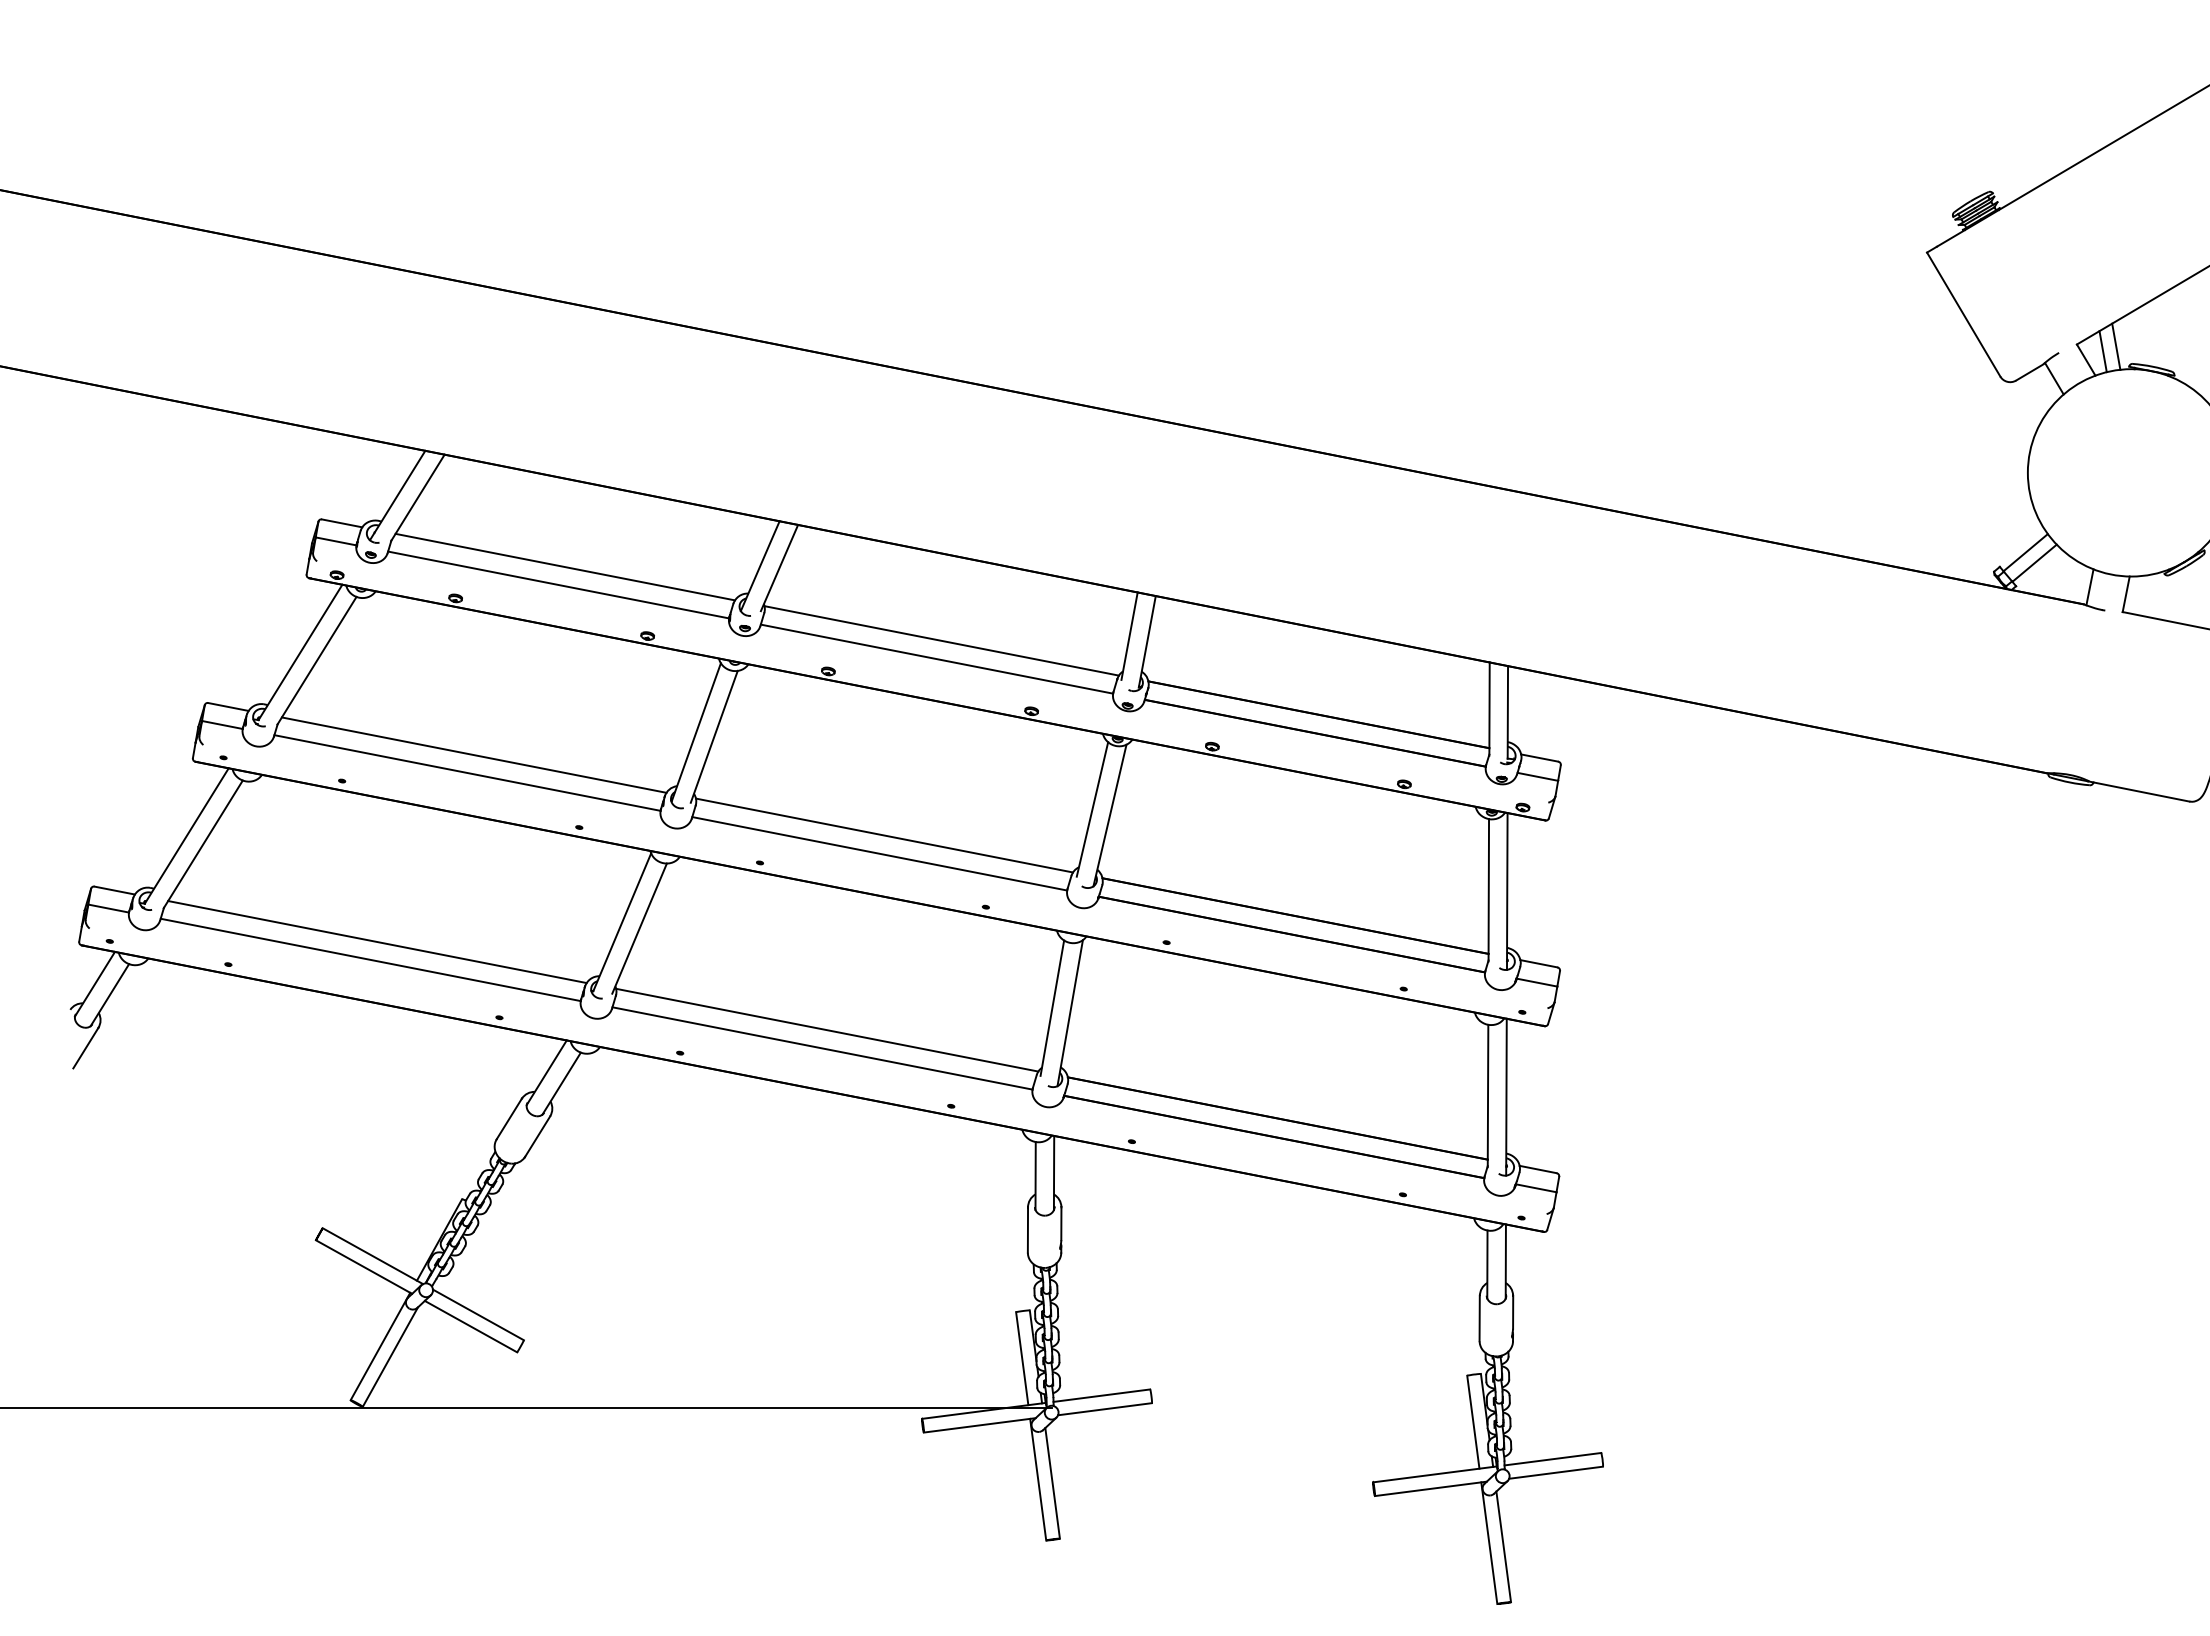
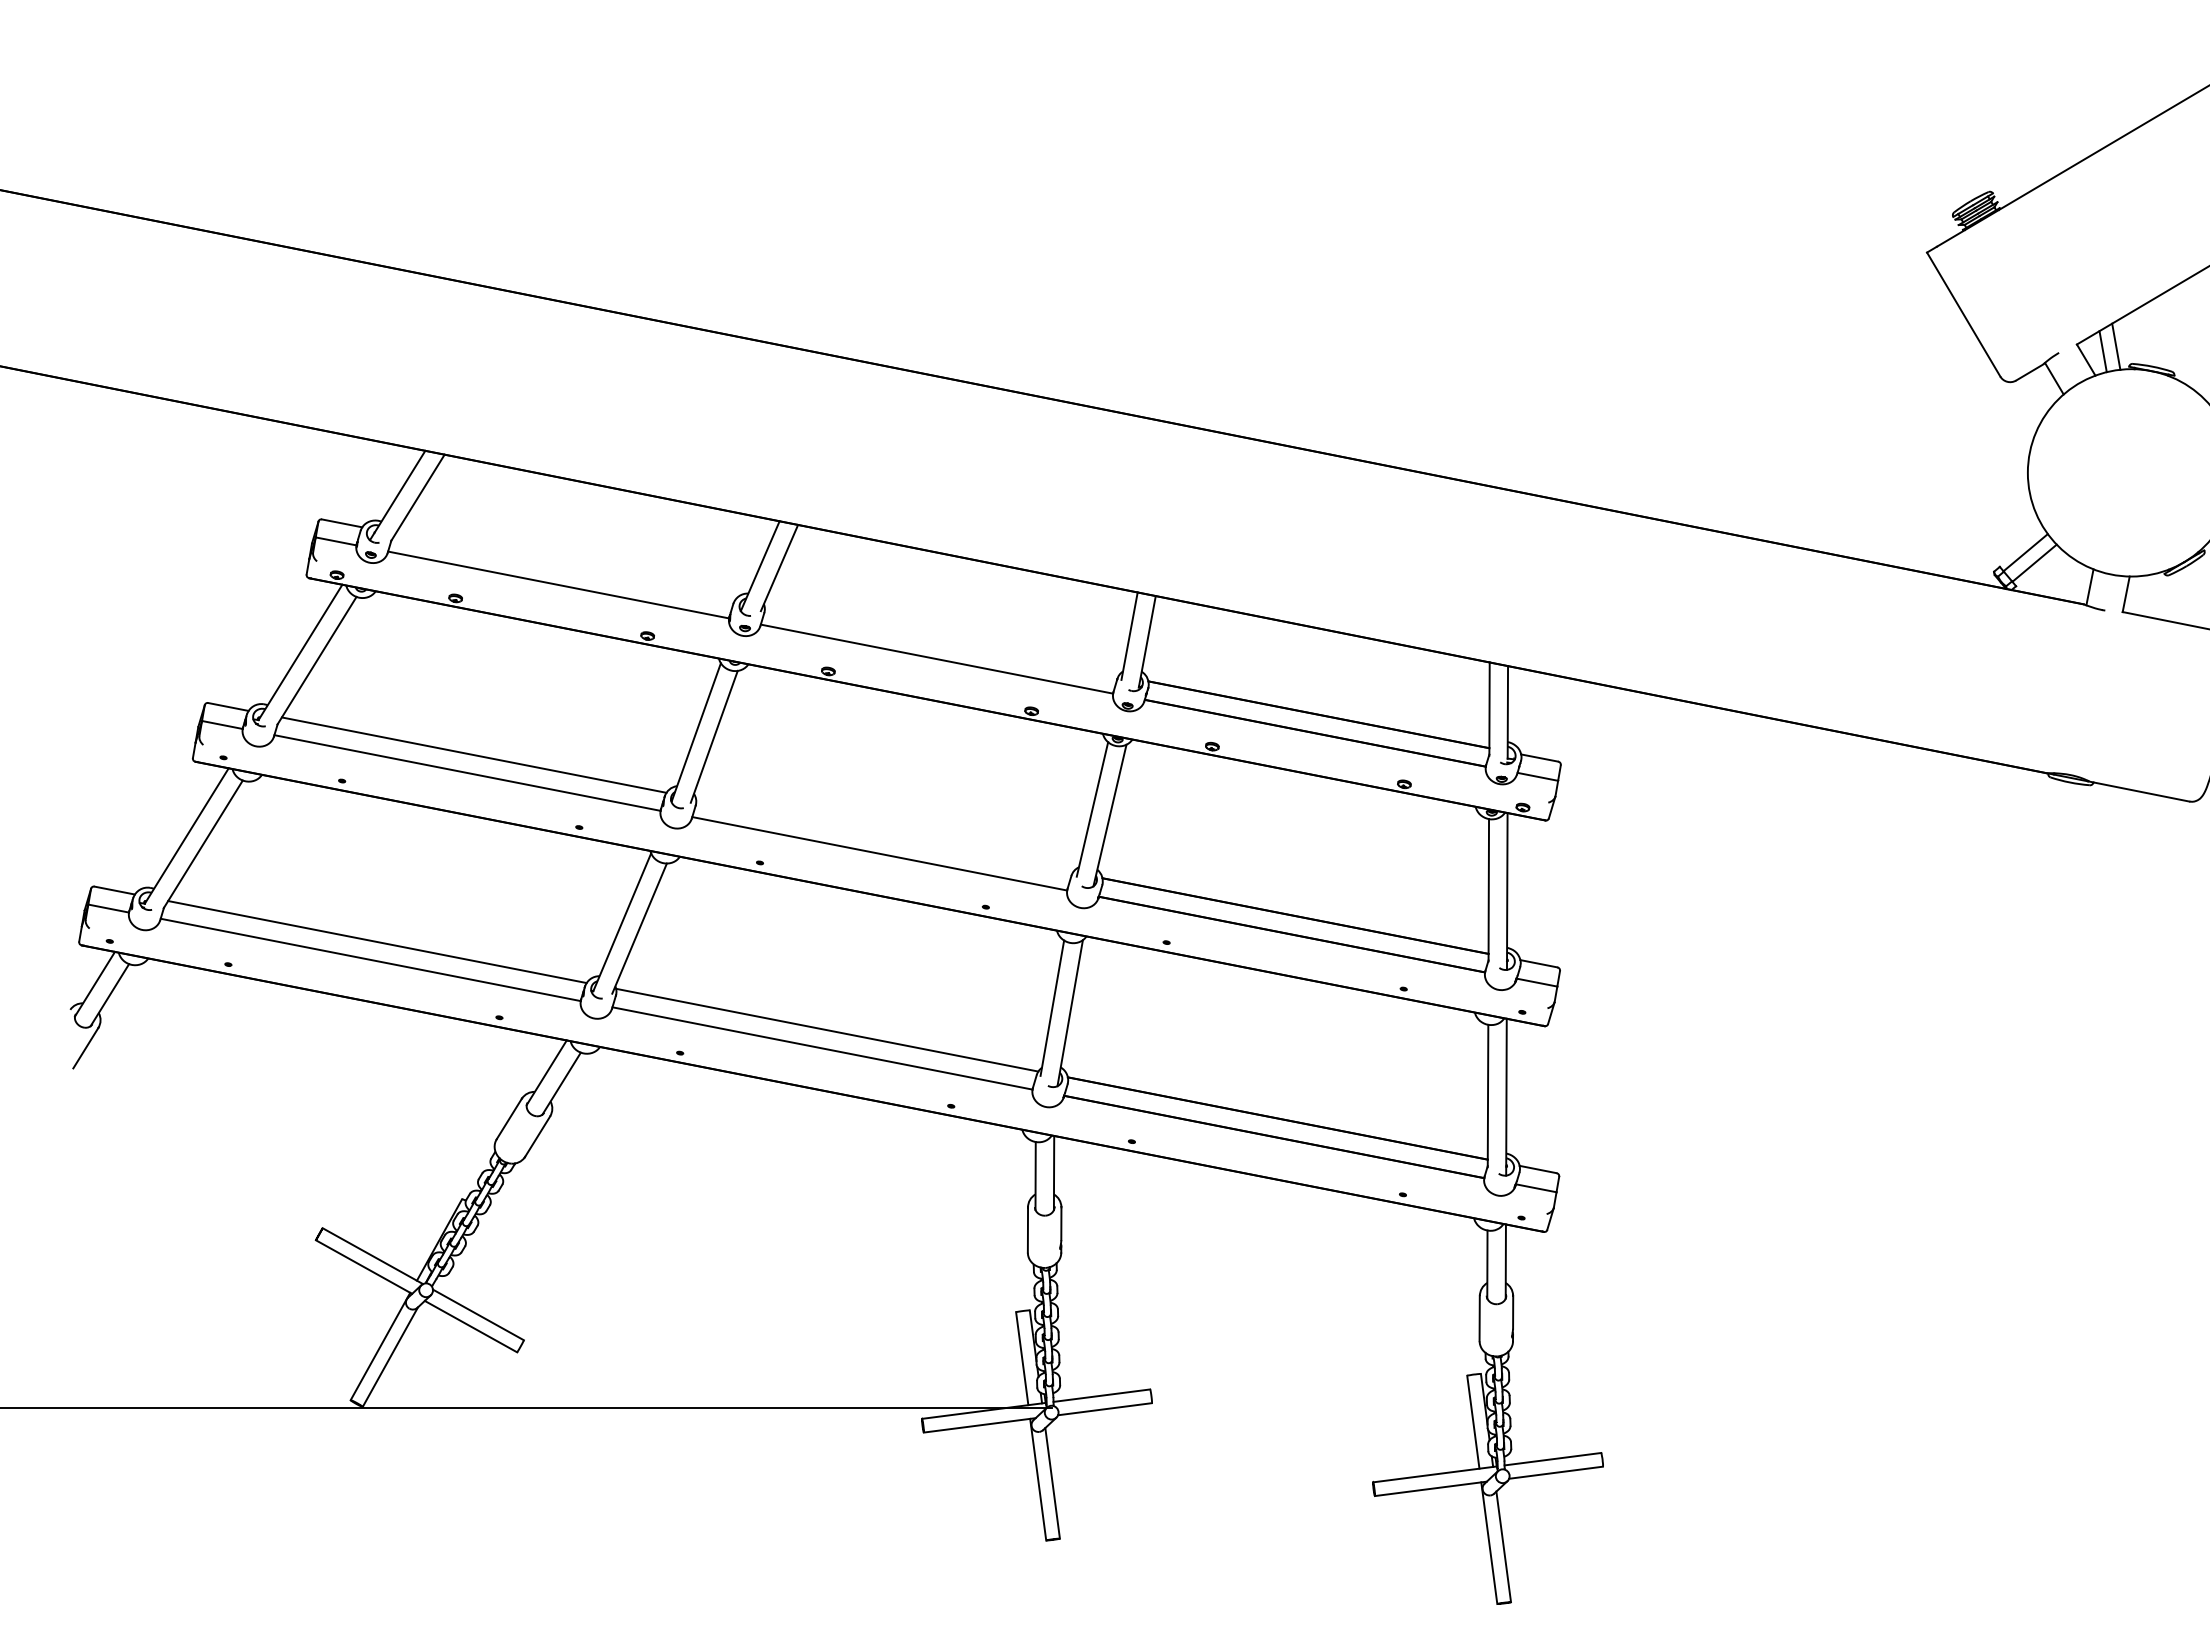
line: present -> none (564, 566)
line: present -> none (941, 640)
line: present -> none (884, 835)
